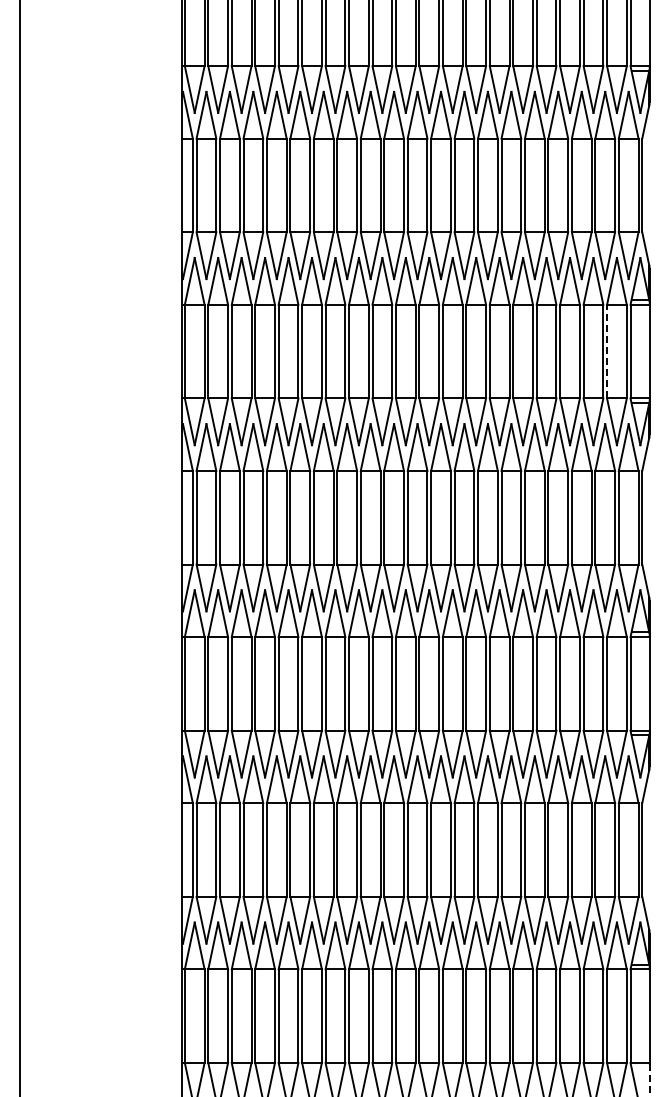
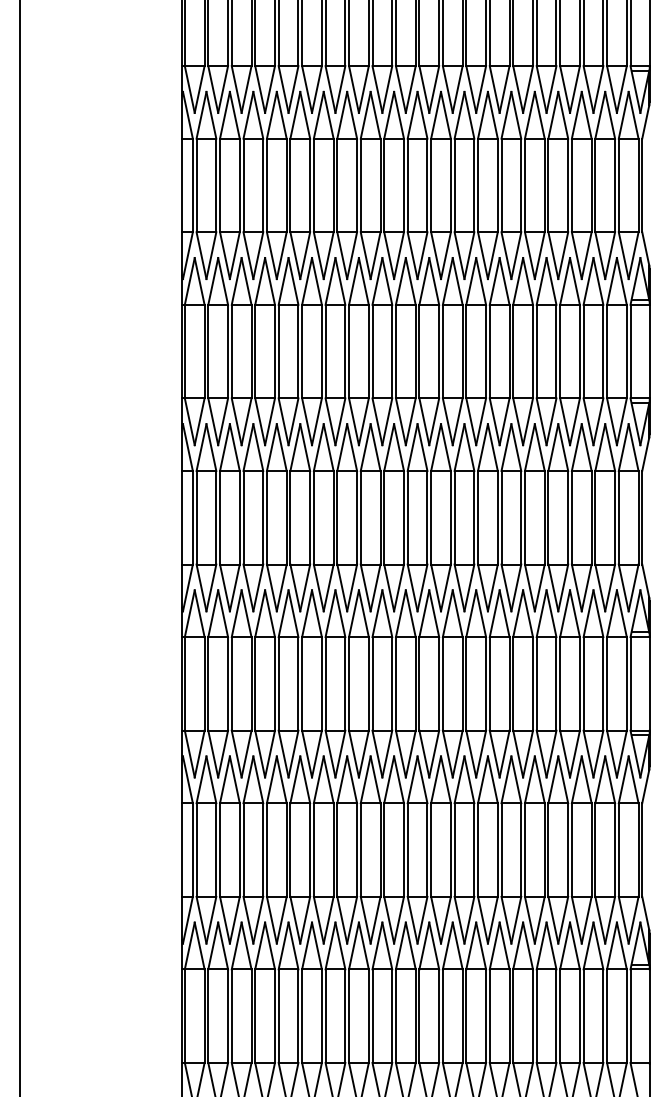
line: dashed -> solid (607, 351)
line: dashed -> solid (649, 1080)
